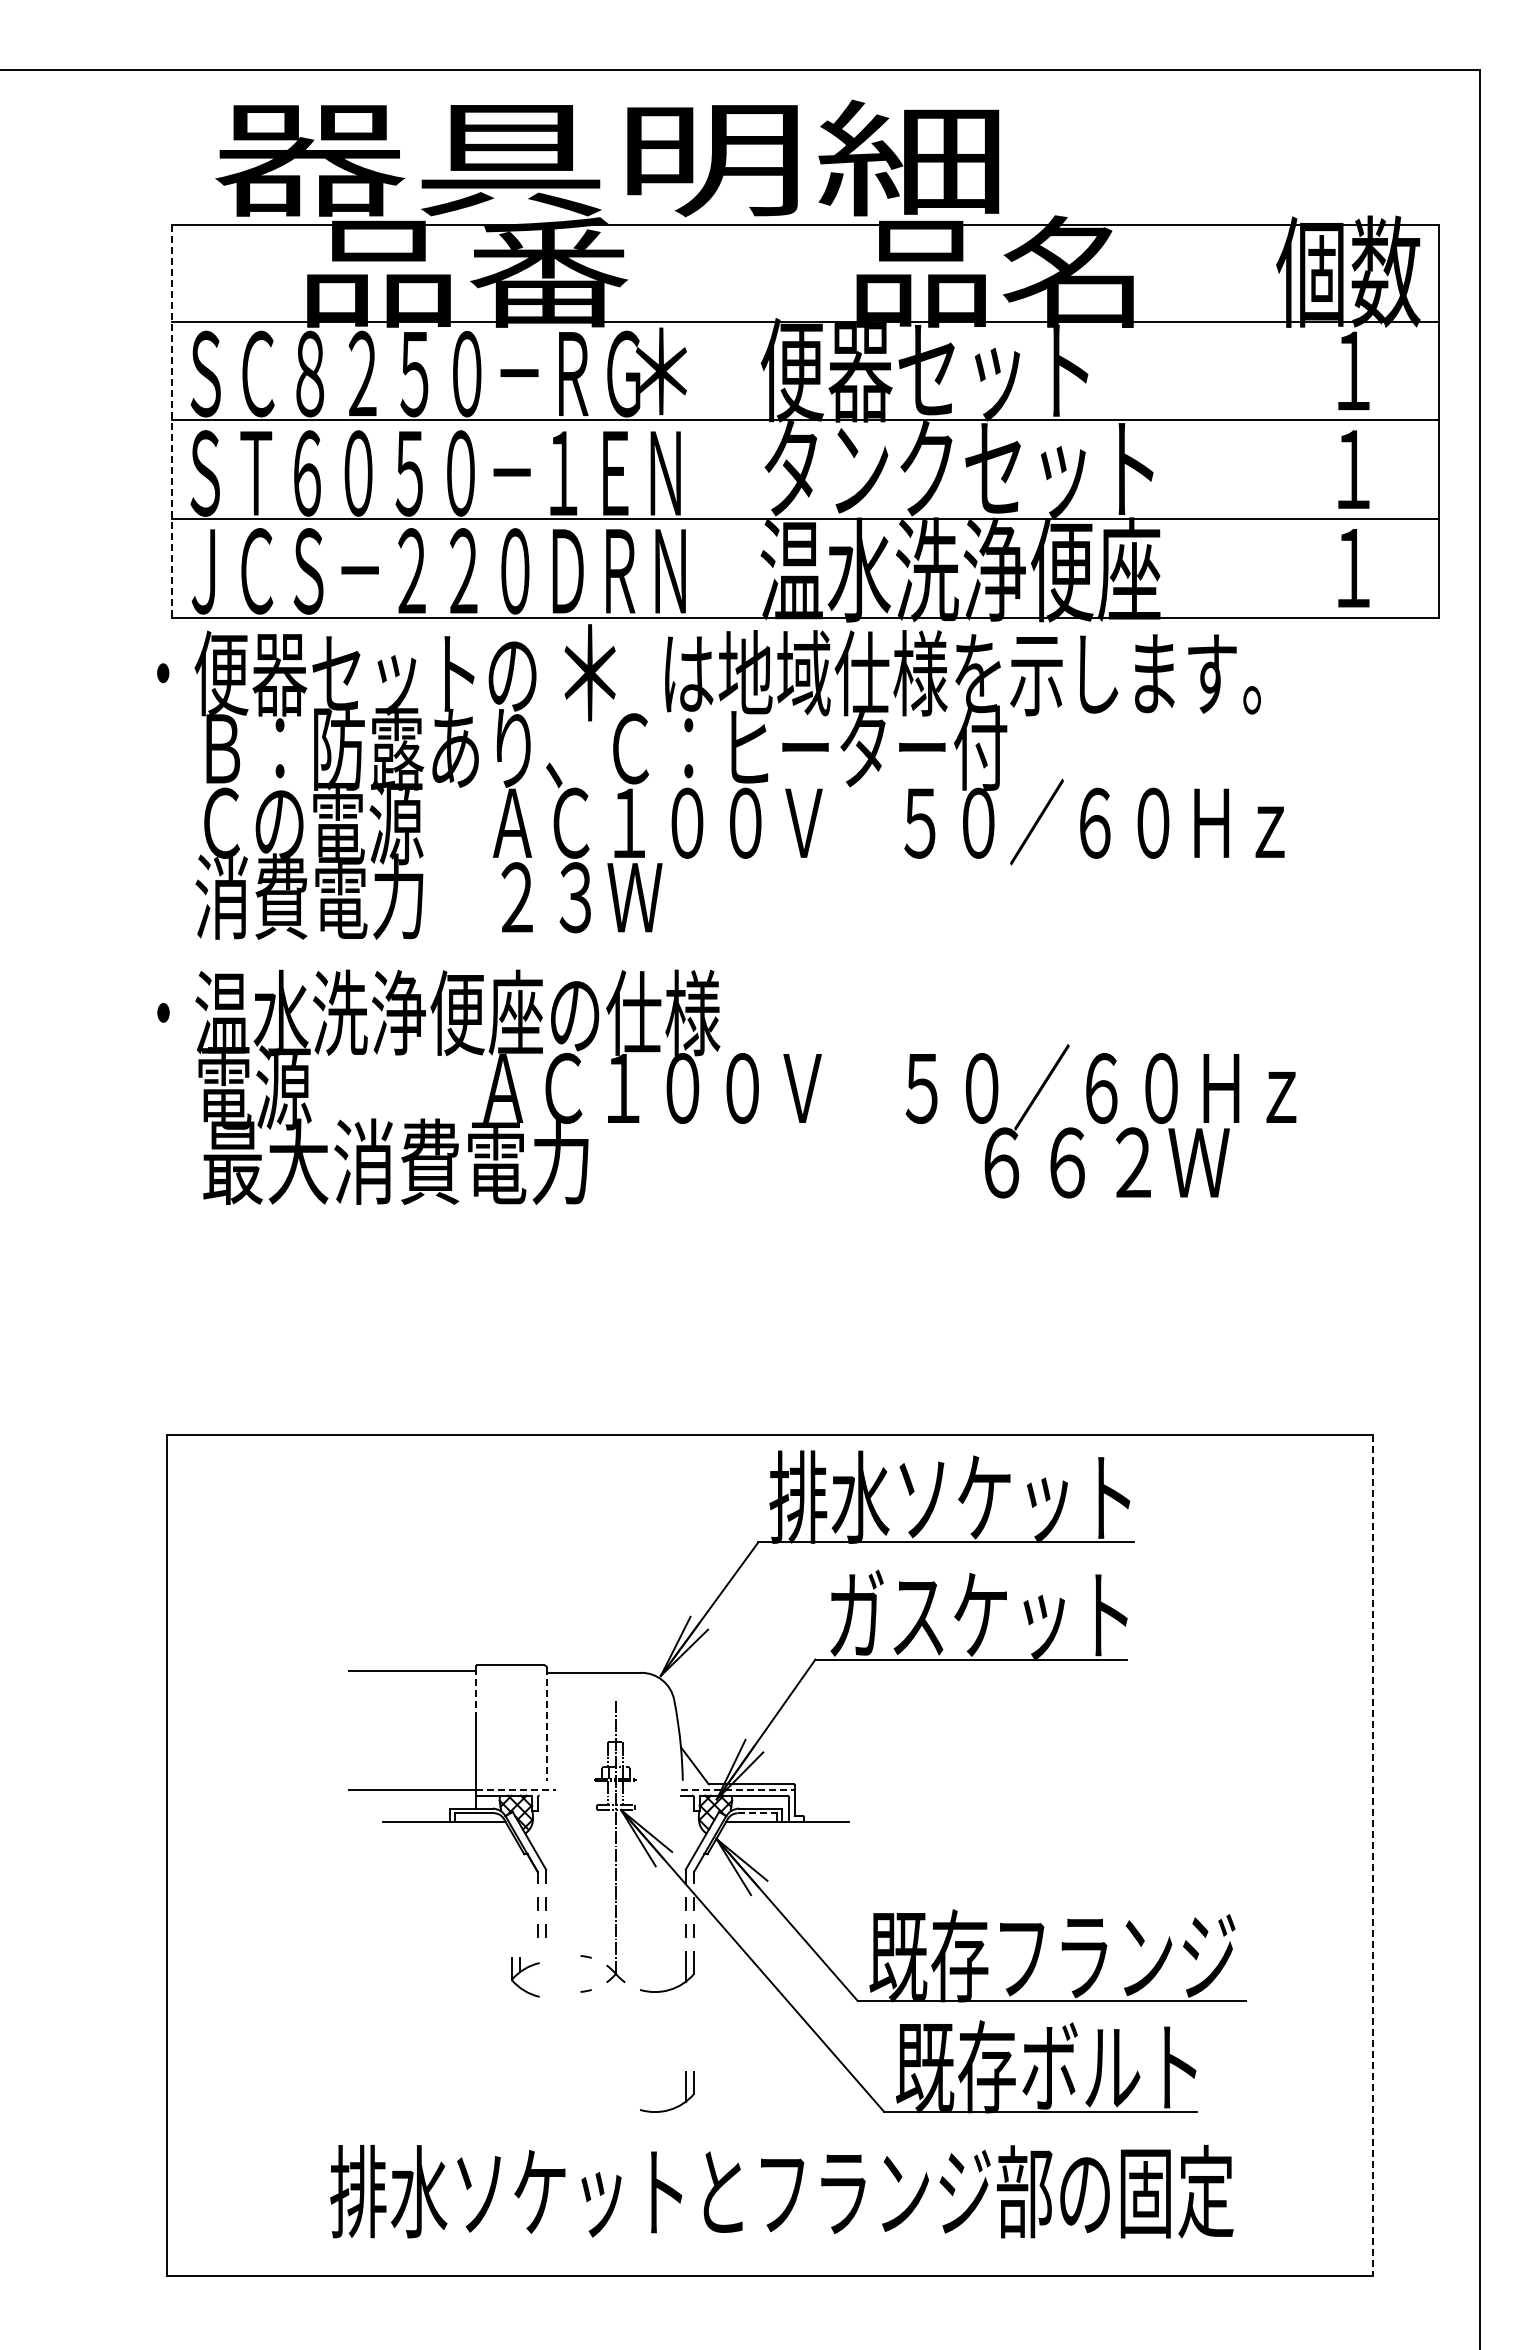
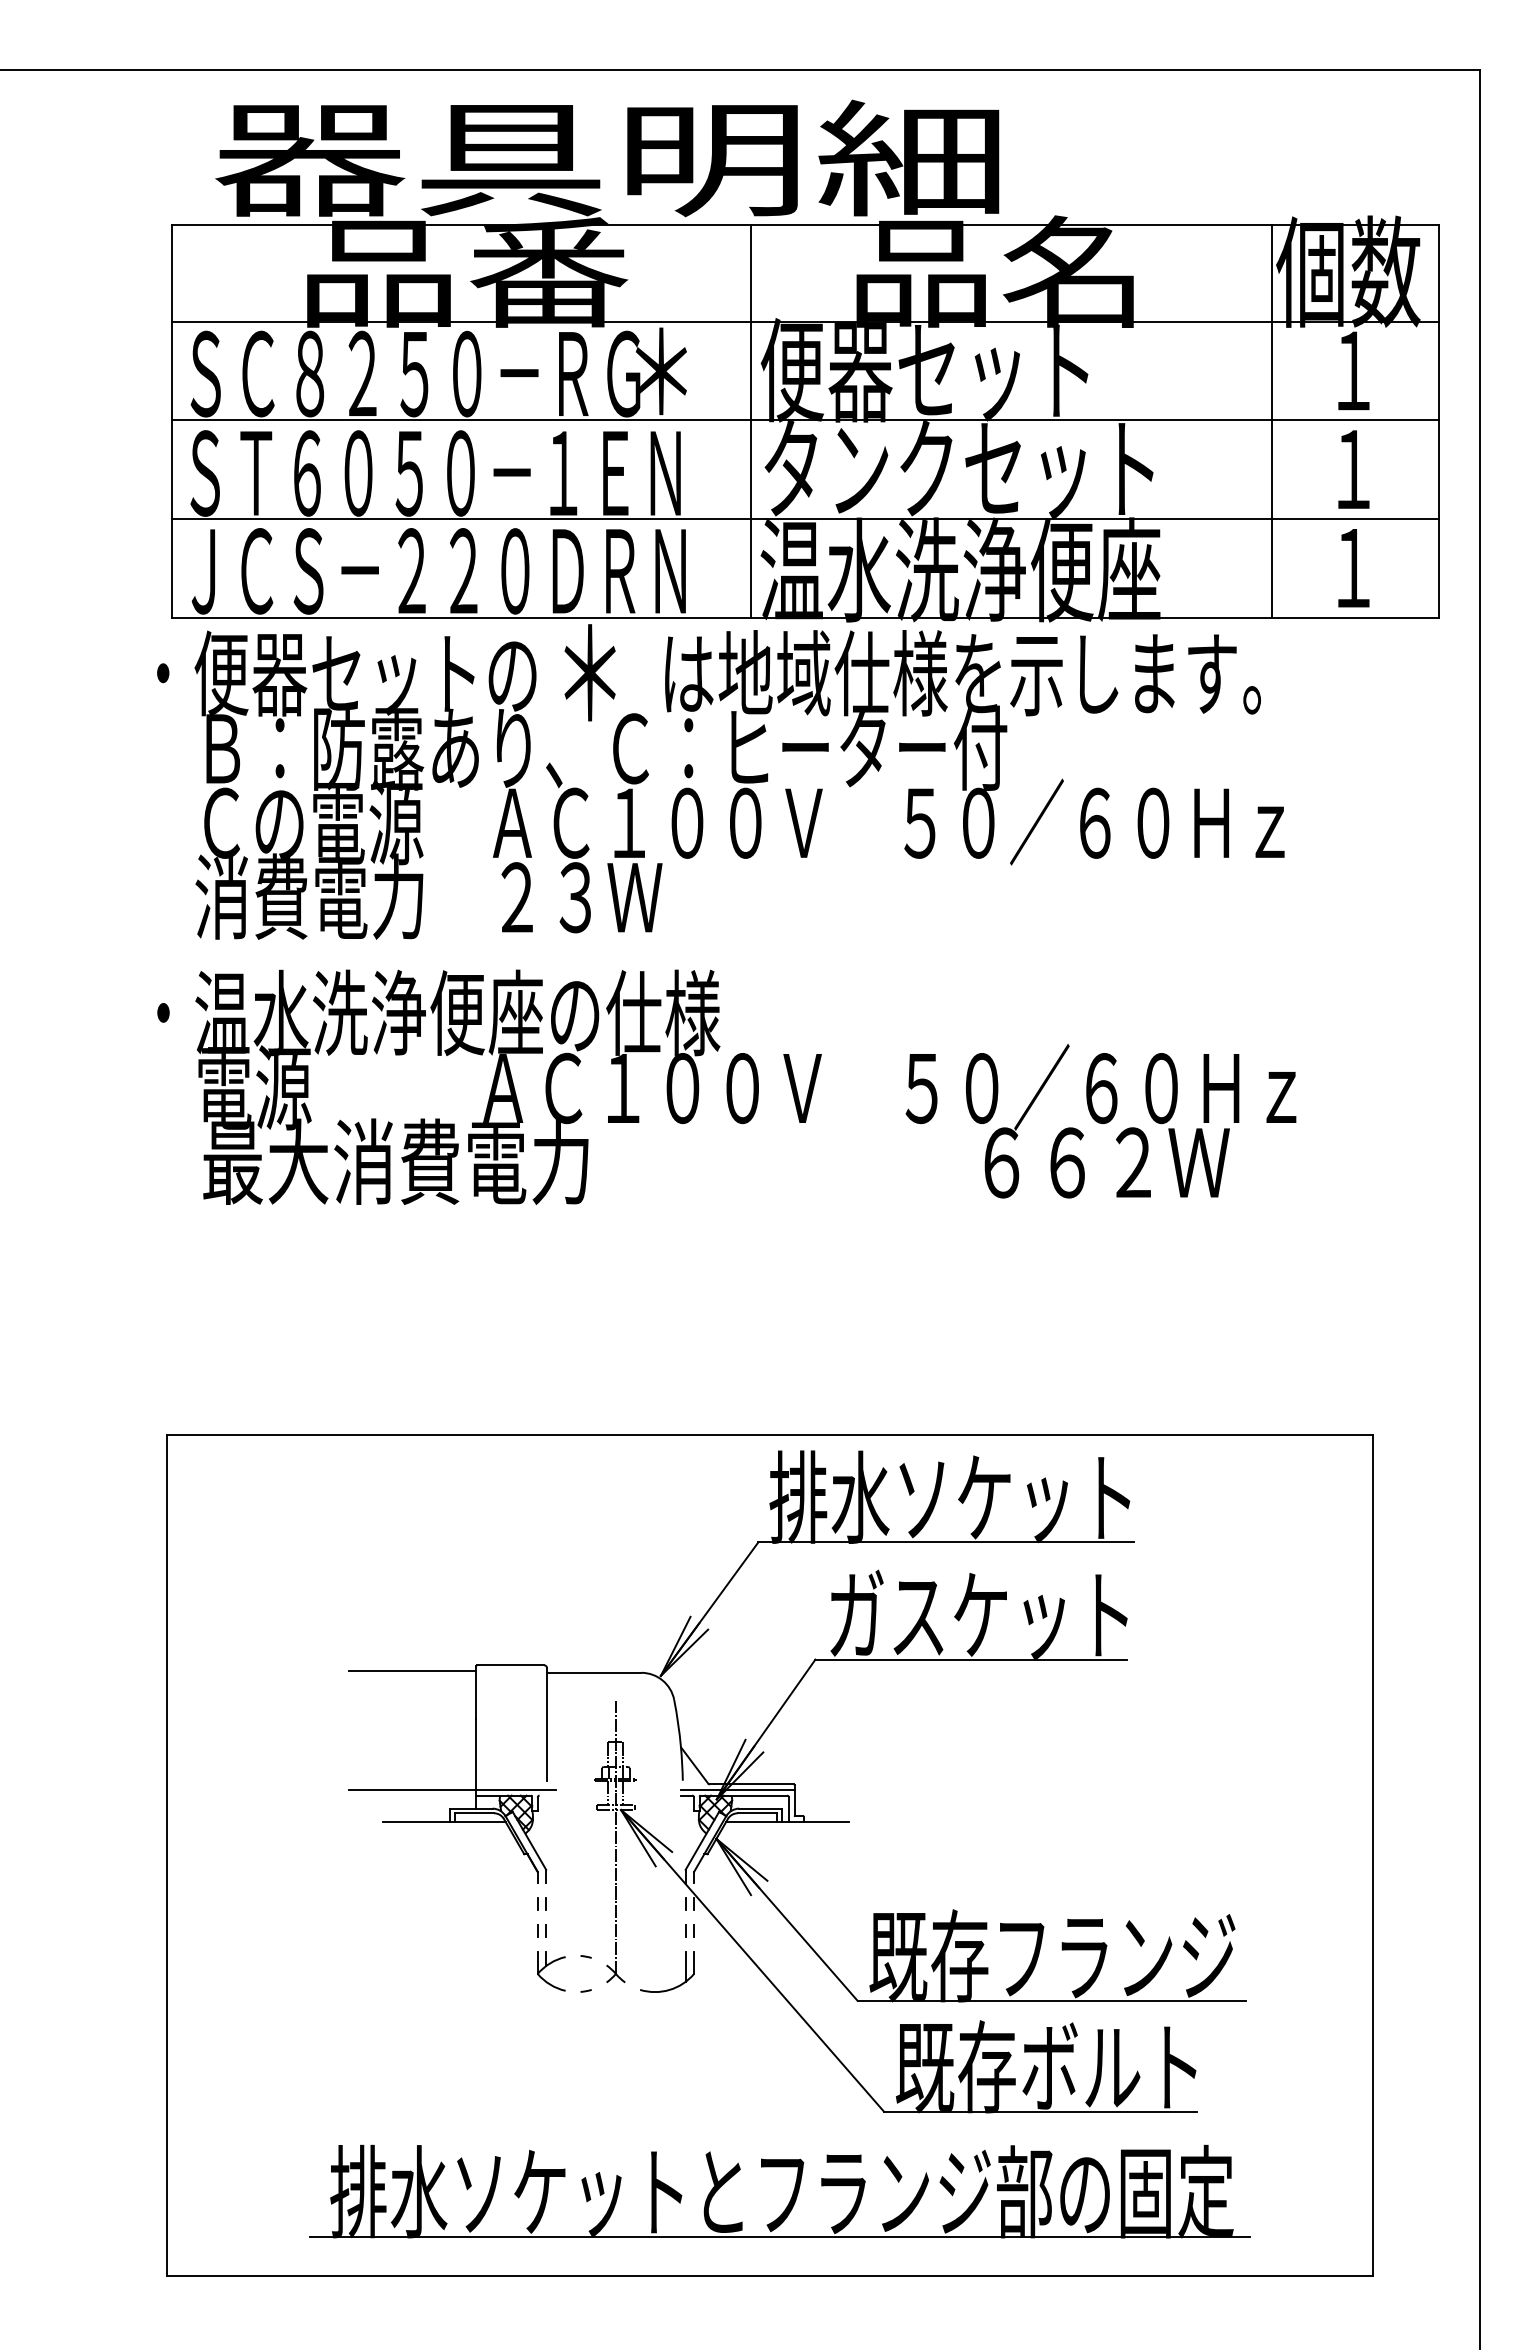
line: none -> present (750, 420)
line: none -> present (1271, 420)
line: dashed -> solid (172, 421)
line: dashed -> solid (476, 1694)
line: dashed -> solid (547, 1724)
line: dashed -> solid (516, 1790)
line: dashed -> solid (737, 1790)
line: dashed -> solid (757, 1813)
line: dashed -> solid (1373, 1855)
part position: (521, 1972) -> (547, 1966) (547, 1966)
part: present -> none (675, 2106)
line: none -> present (779, 2236)
